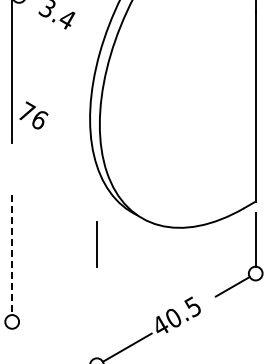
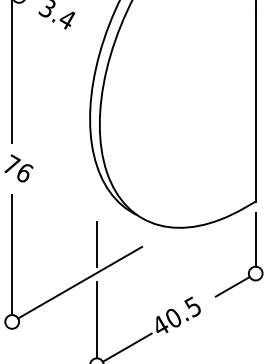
text position: (33, 115) -> (18, 168) (18, 168)
line: dashed -> solid (12, 255)
line: none -> present (80, 282)
line: none -> present (96, 320)
